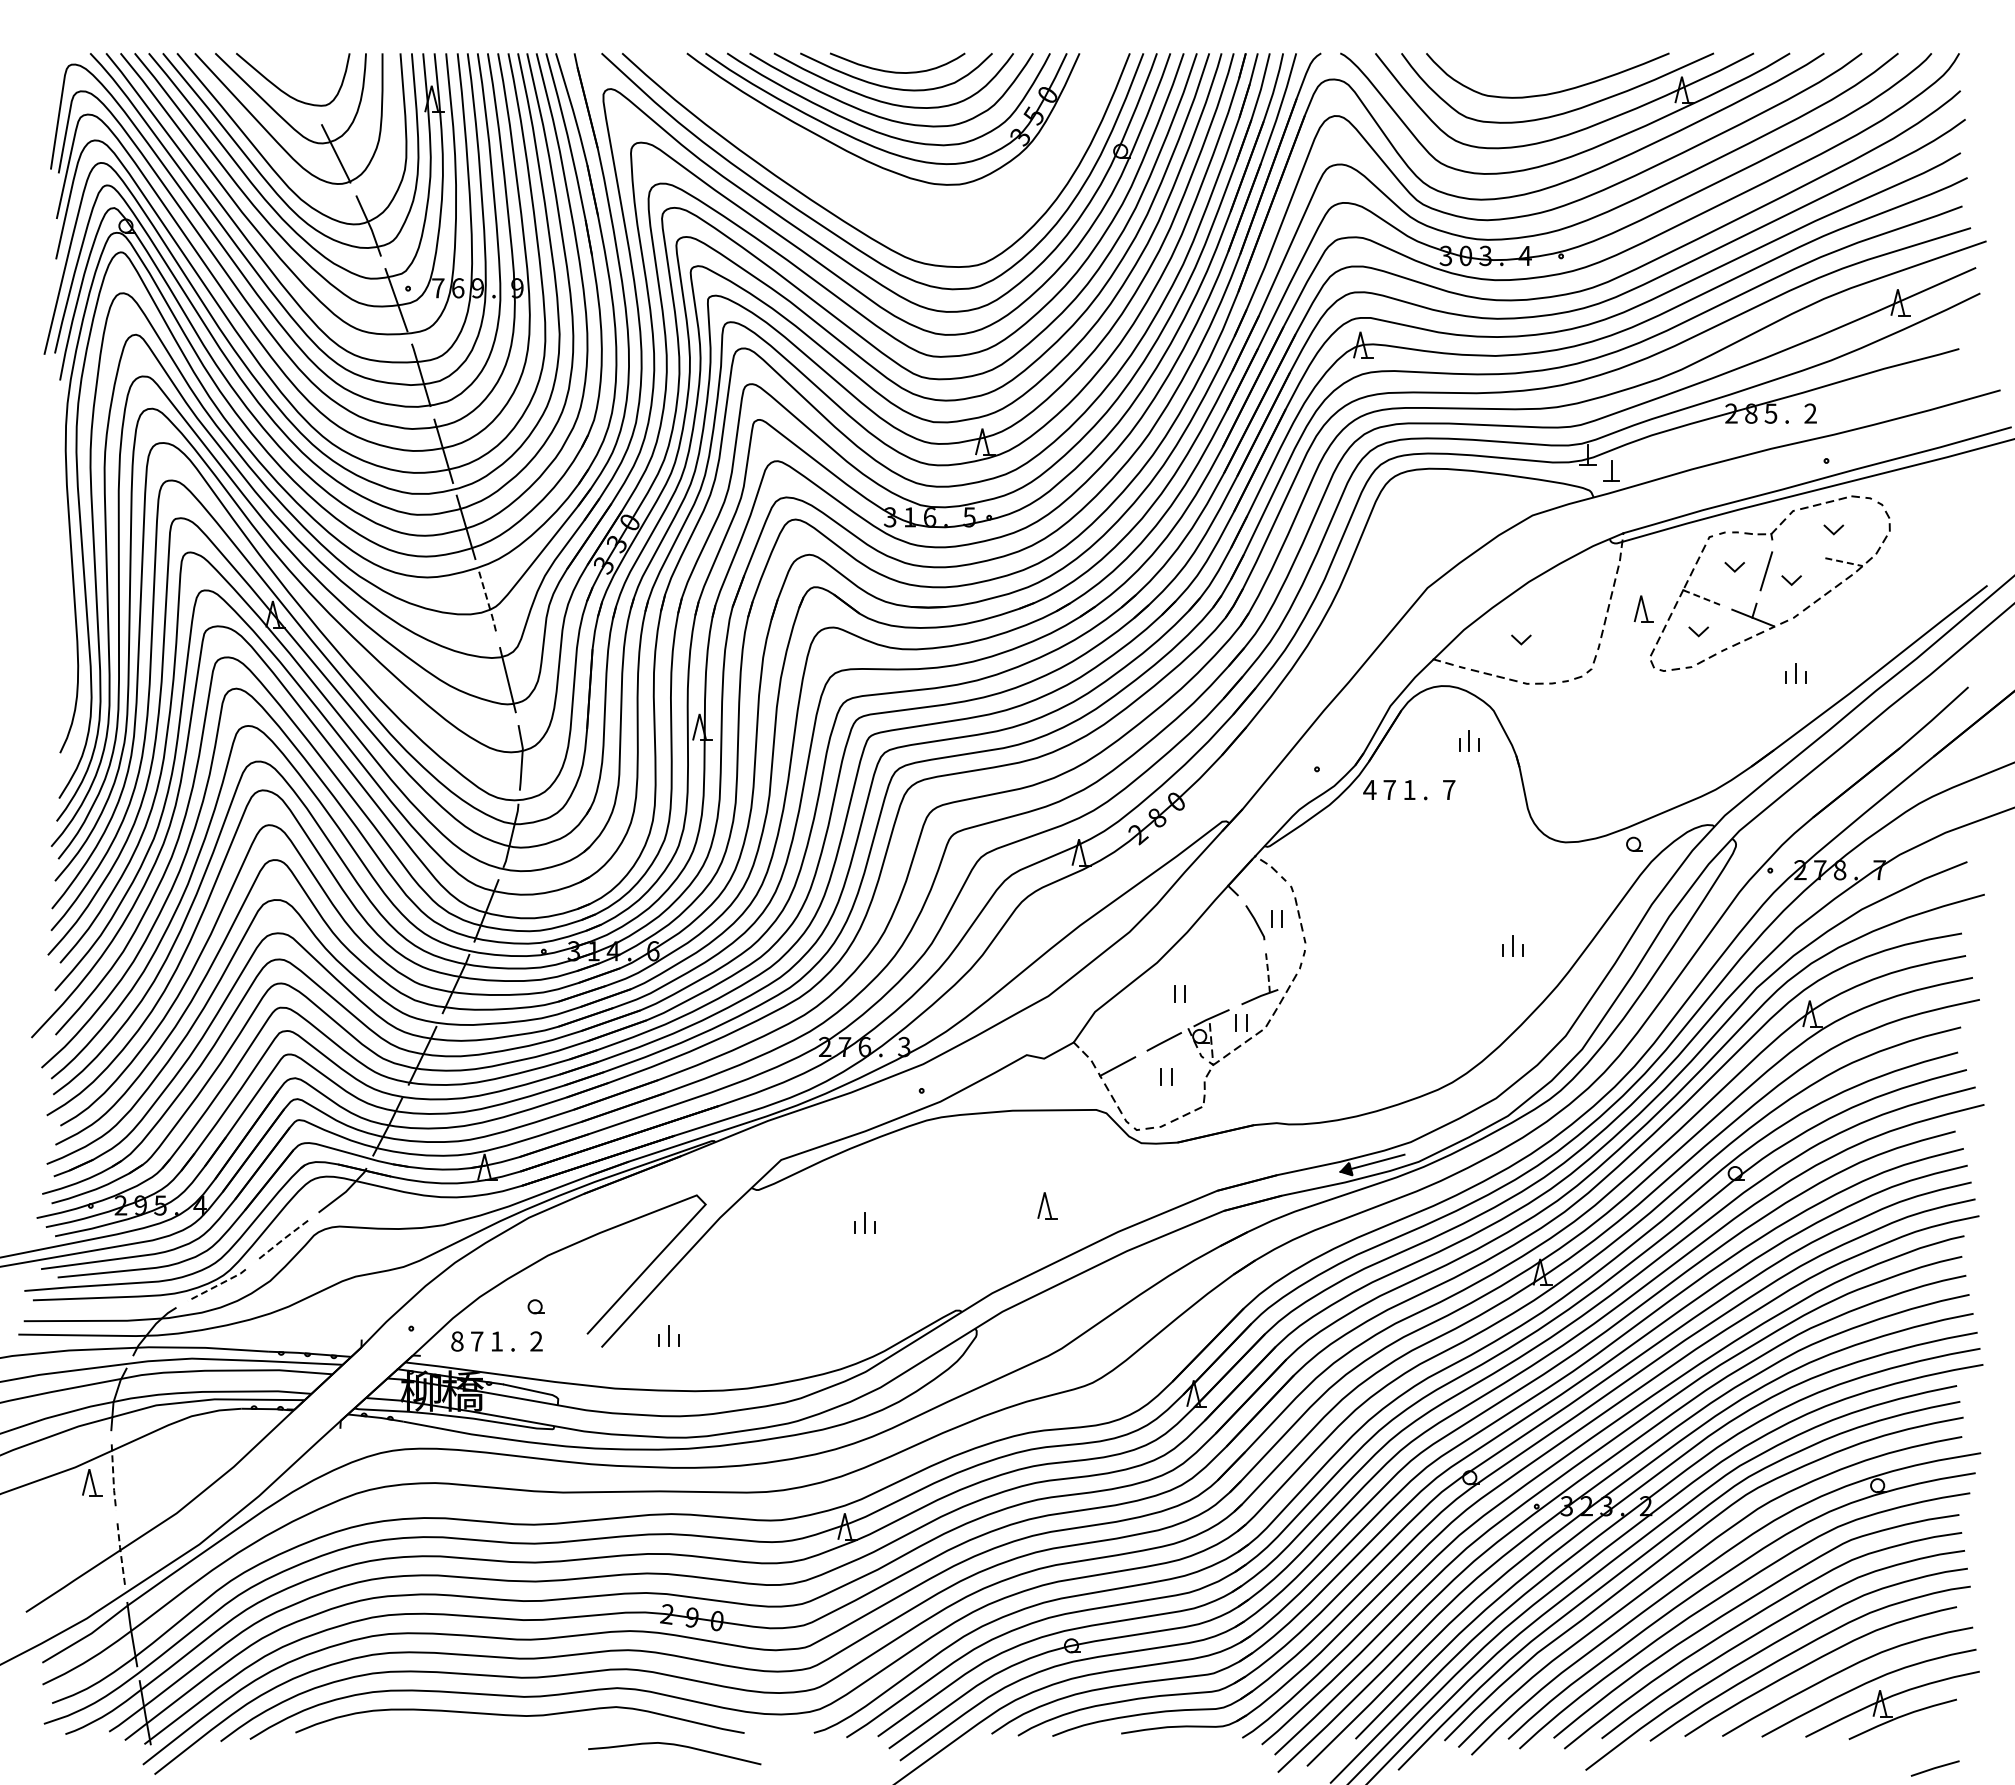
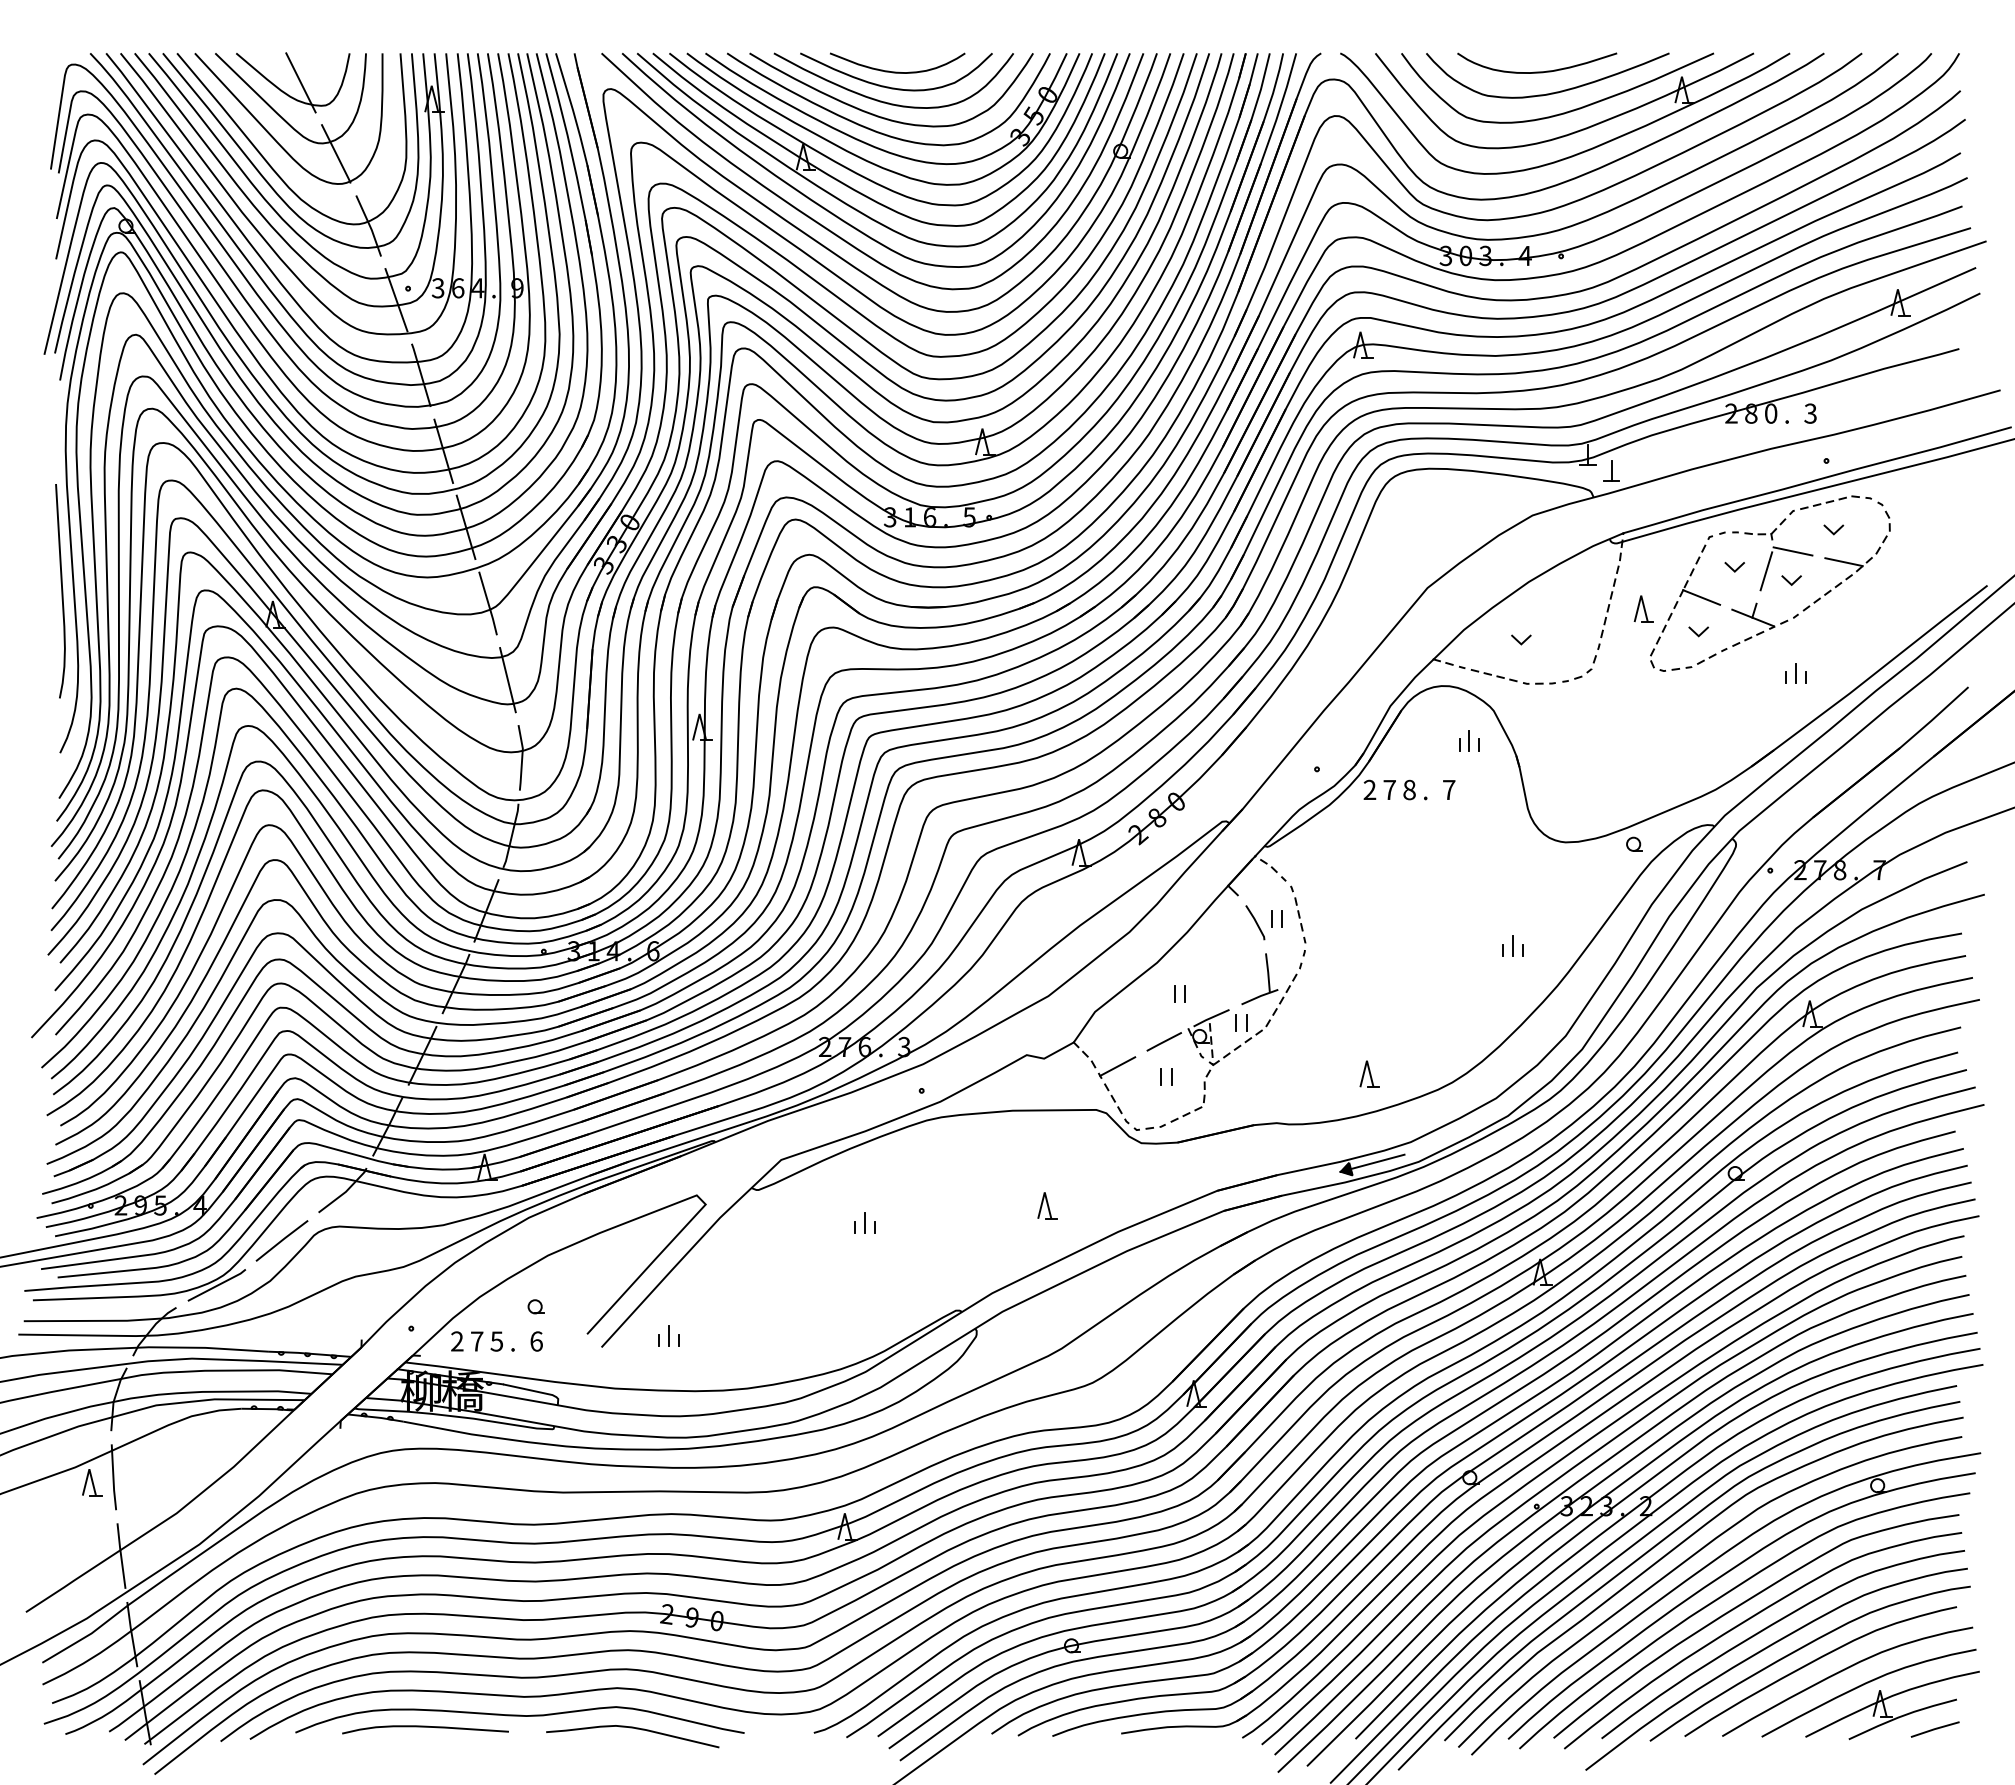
curve: none -> present (1537, 71)
line: none -> present (300, 82)
part: none -> present (863, 175)
text: 7 -> 3 (437, 288)
text: 9 -> 4 (477, 288)
text: 5 -> 0 (1770, 413)
text: 2 -> 3 (1810, 413)
line: none -> present (1792, 551)
line: dashed -> solid (1844, 562)
curve: none -> present (61, 591)
line: dashed -> solid (1701, 597)
line: dashed -> solid (488, 603)
text: 4 -> 2 (1369, 789)
text: 1 -> 8 (1409, 789)
line: dashed -> solid (1268, 972)
part: none -> present (1369, 1073)
line: dashed -> solid (282, 1240)
line: dashed -> solid (217, 1285)
text: 8 -> 2 (457, 1341)
text: 1 -> 5 (496, 1341)
text: 2 -> 6 (536, 1341)
line: dashed -> solid (113, 1477)
line: dashed -> solid (121, 1555)
curve: none -> present (425, 1727)
curve position: (674, 1745) -> (632, 1728) (632, 1728)
line position: (1934, 1768) -> (1934, 1729) (1934, 1729)
